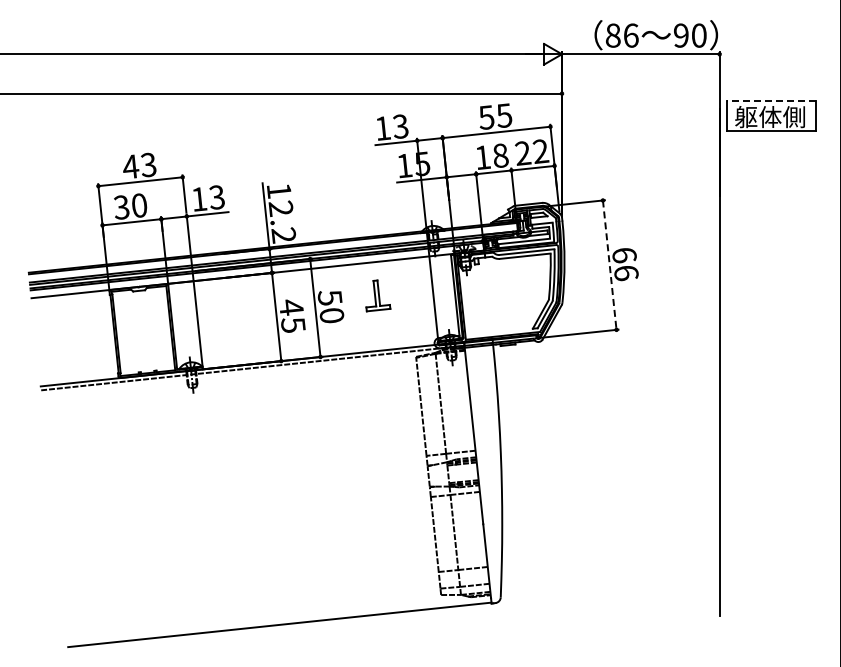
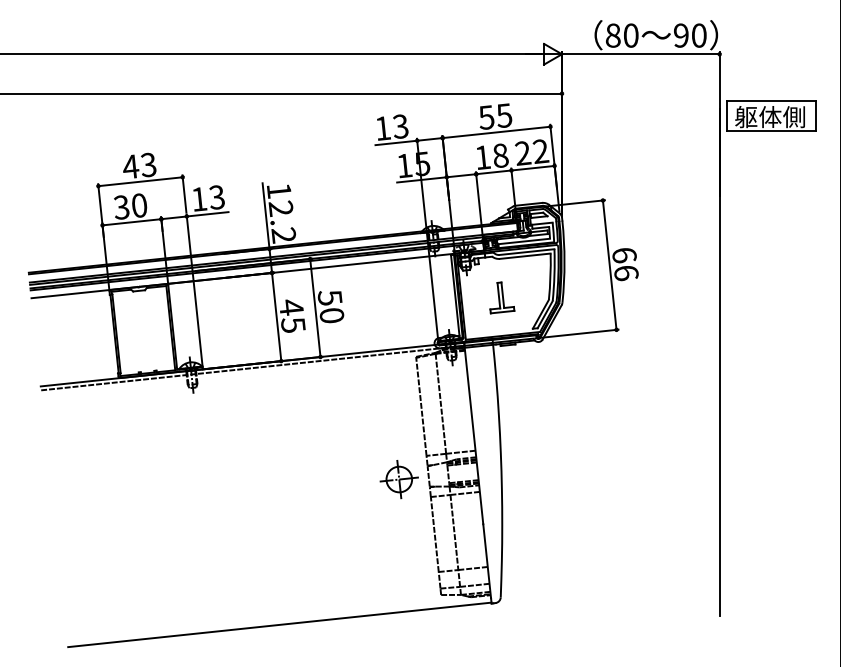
text: 86 -> 80 (631, 35)
line: dashed -> solid (771, 101)
line: dashed -> solid (609, 265)
part position: (378, 295) -> (502, 297) (502, 297)
part: none -> present (398, 479)
